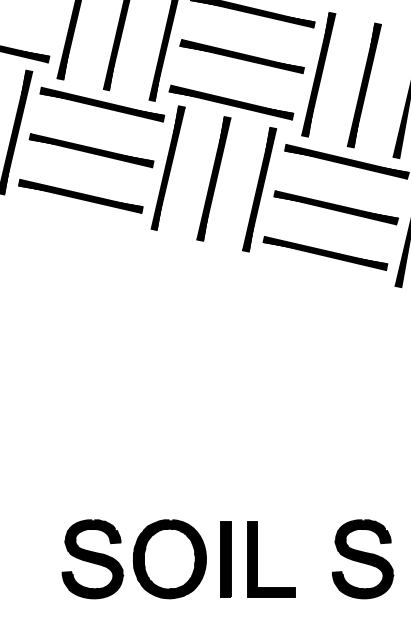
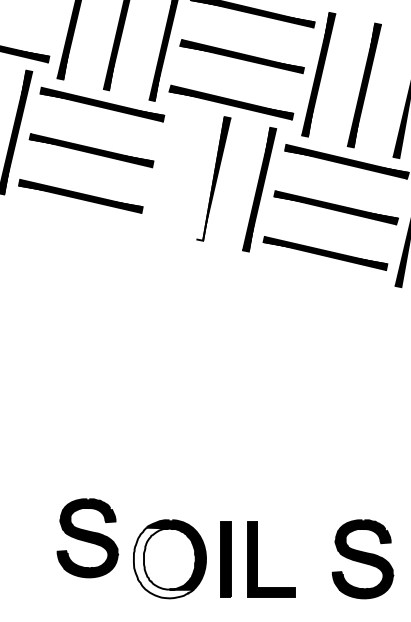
part: present -> none (167, 167)
fill: present -> none (210, 178)
part position: (92, 559) -> (87, 538) (87, 538)
fill: present -> none (163, 562)
